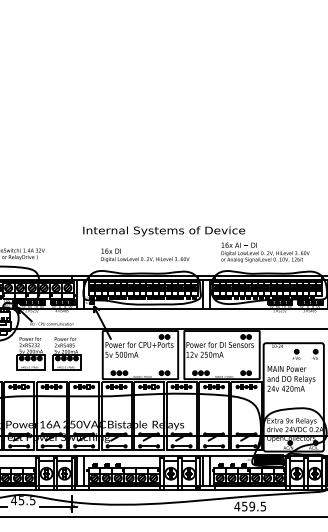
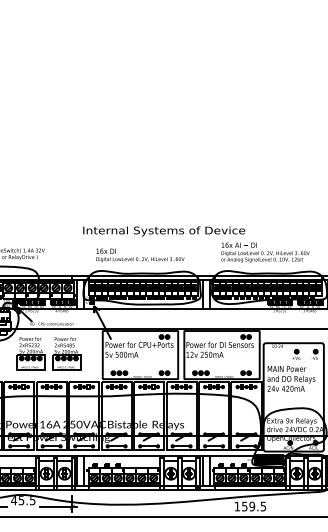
text position: (145, 255) -> (140, 255) (140, 255)
text: 459.5 -> 159.5 (237, 506)
